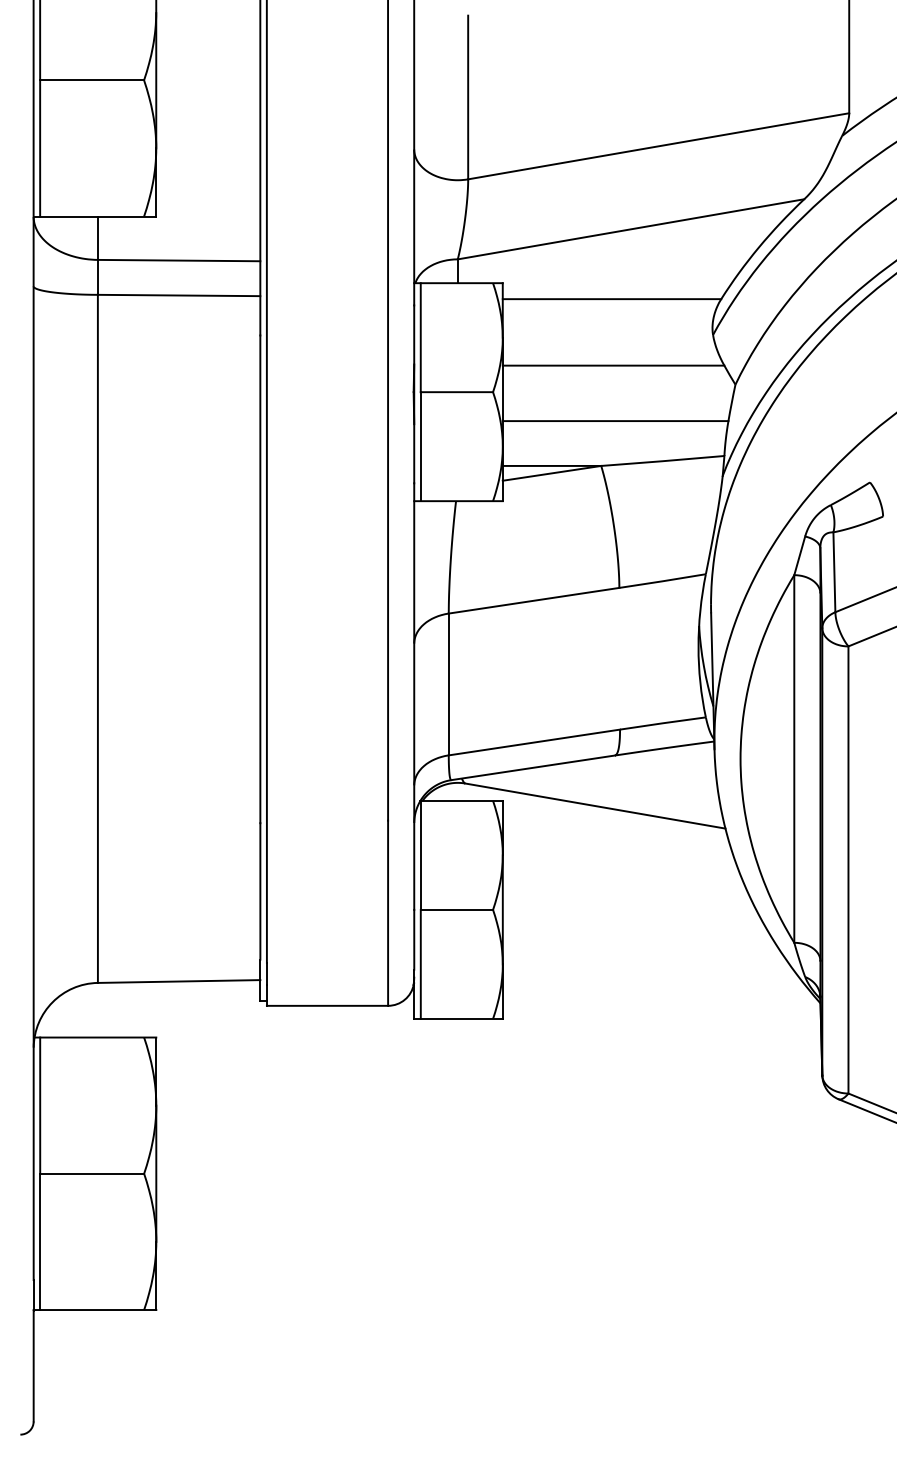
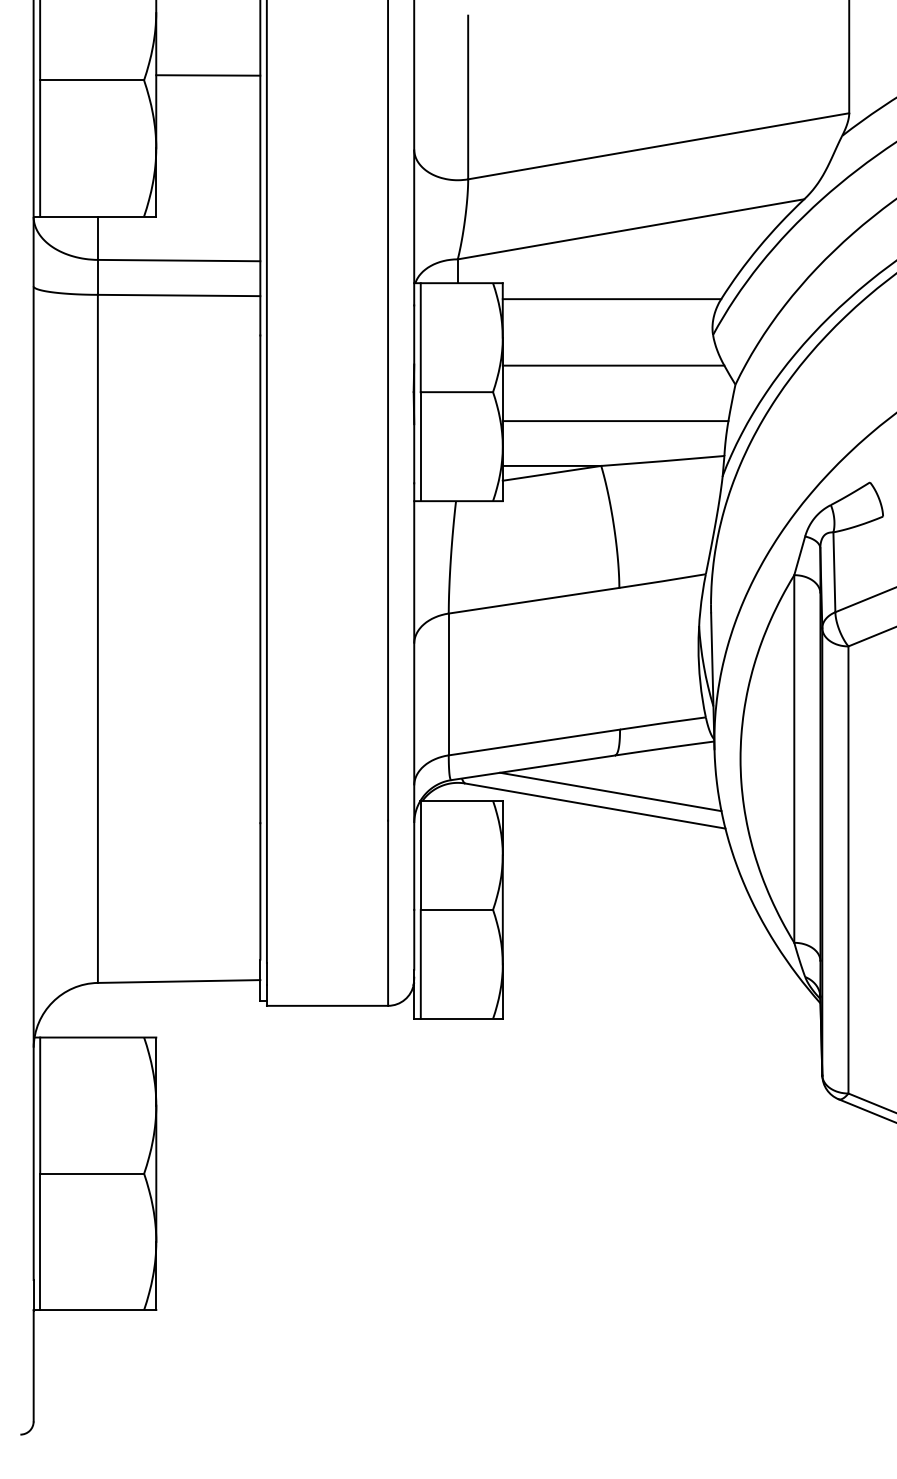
line: none -> present (208, 75)
line: none -> present (610, 791)
